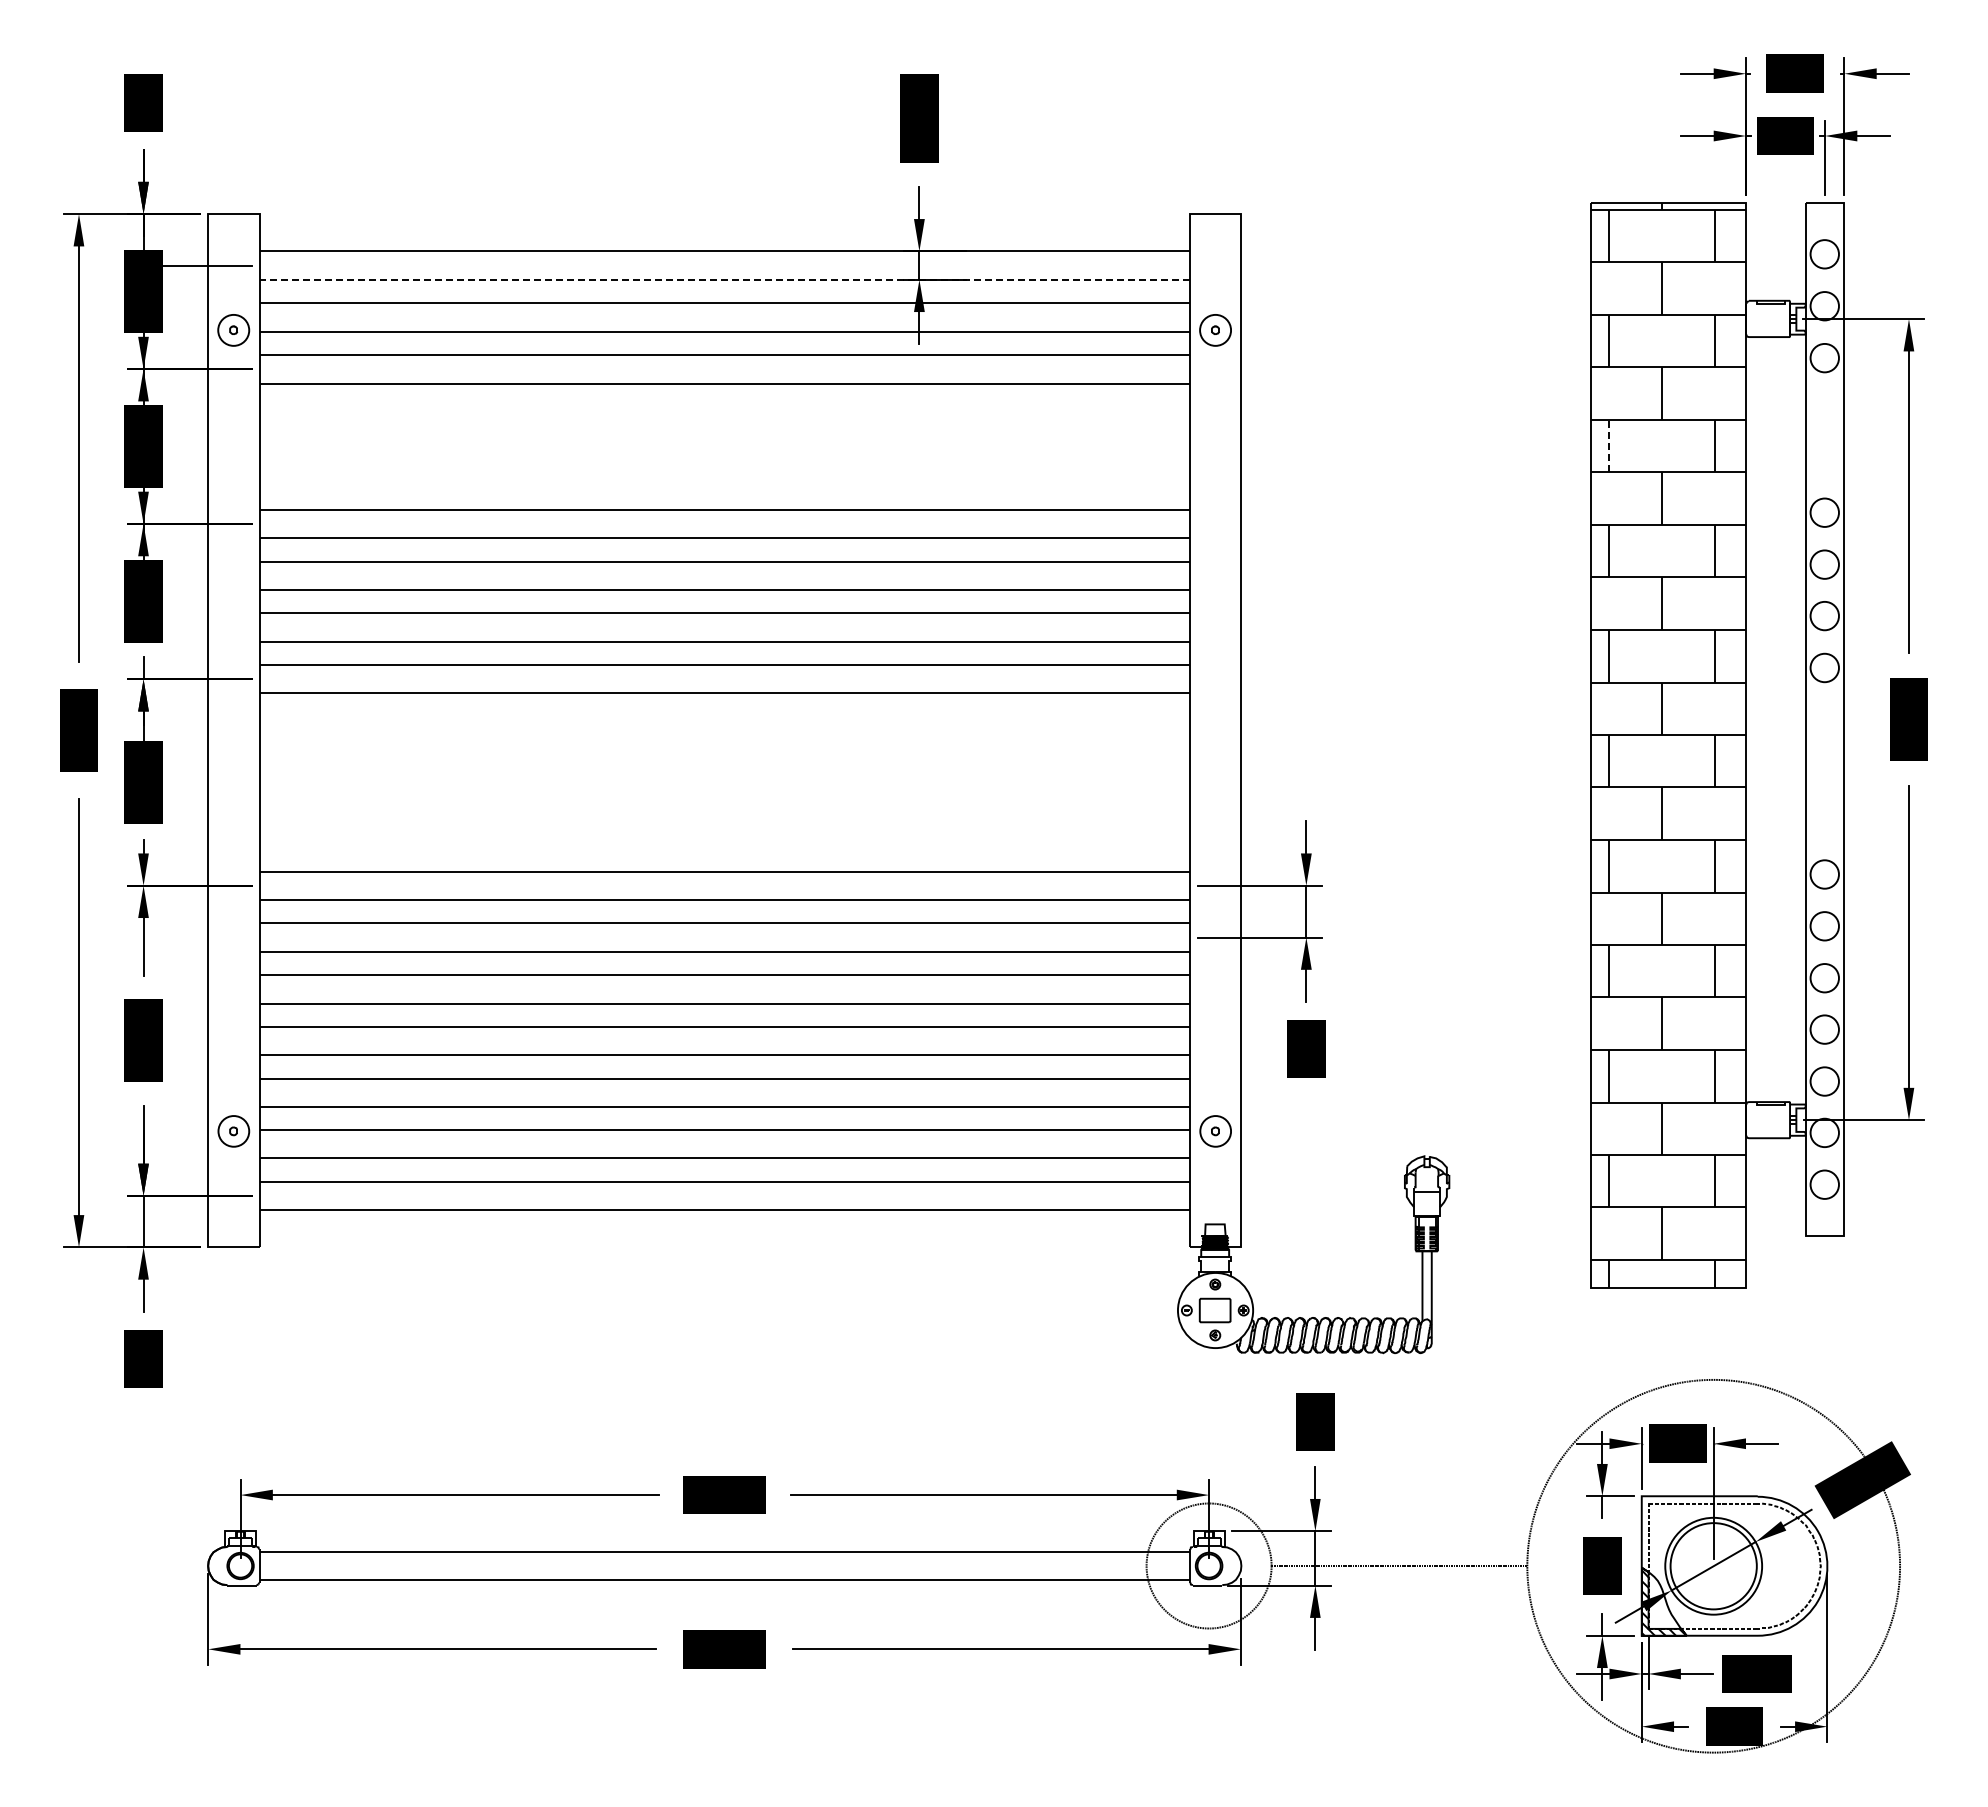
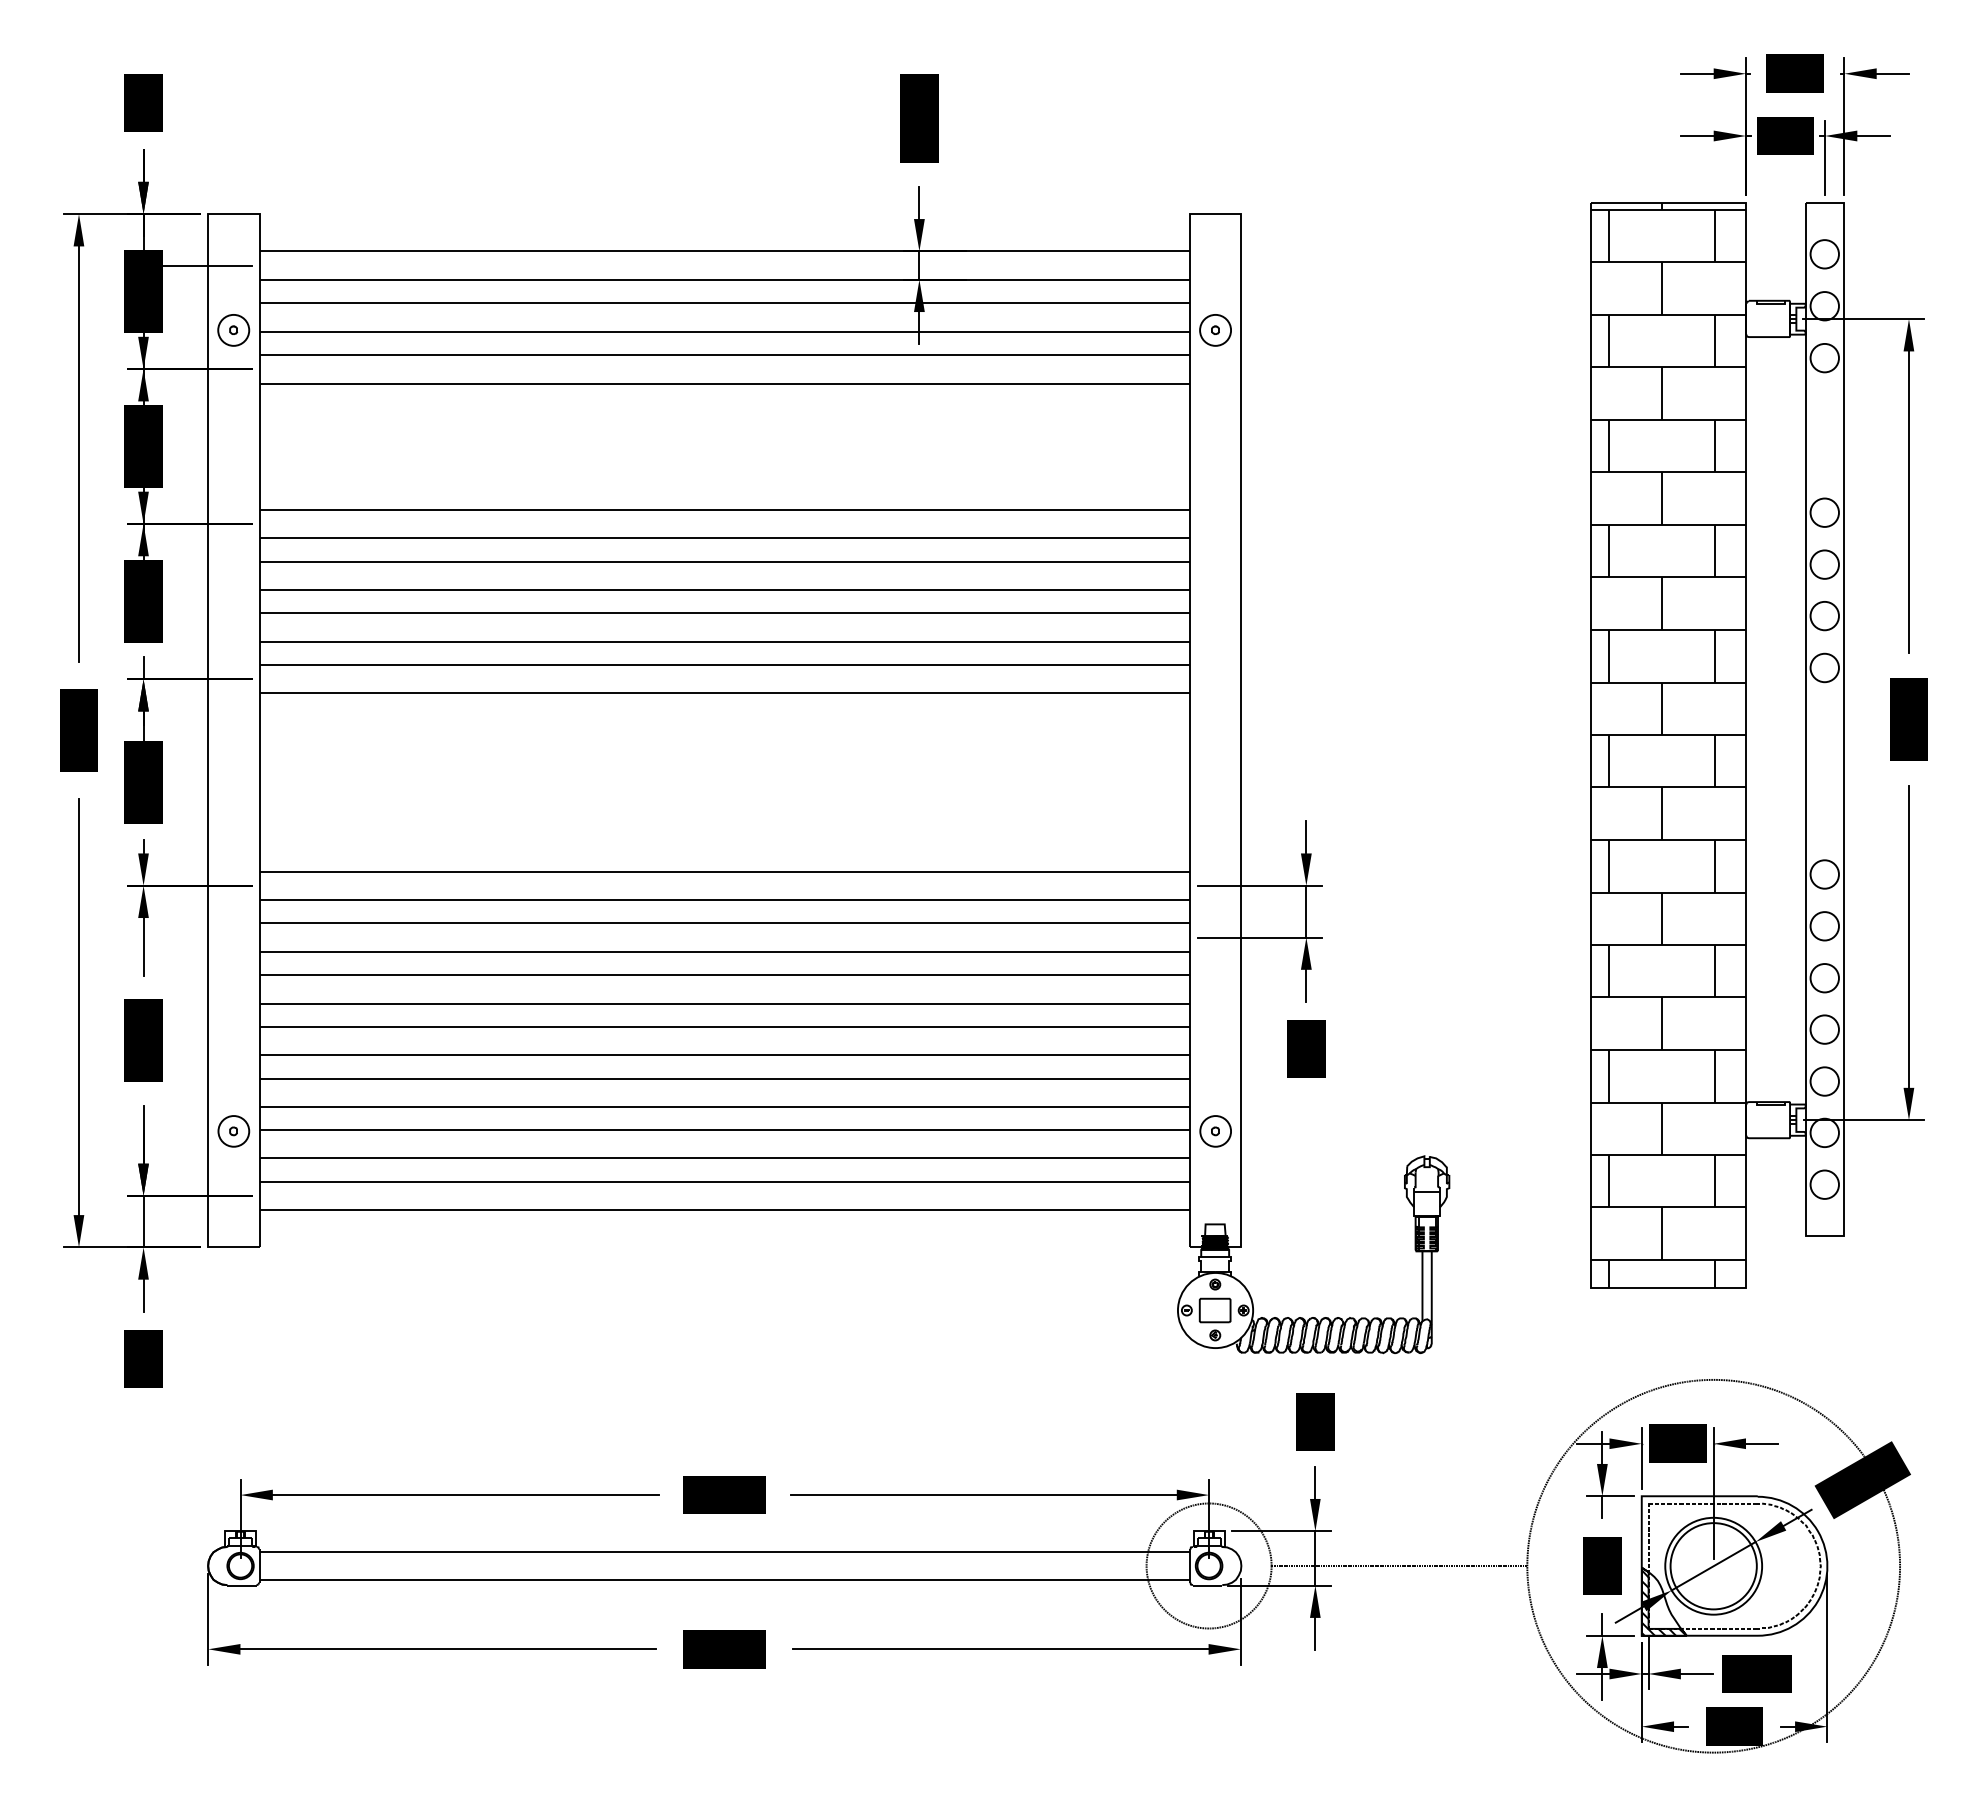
line: dashed -> solid (724, 279)
line: dashed -> solid (1609, 445)
